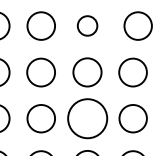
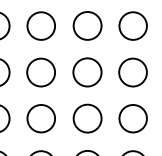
part size: 23x22 px -> 31x30 px (87, 25)
part position: (137, 25) -> (132, 25) (132, 25)
part size: 42x42 px -> 31x31 px (87, 118)
